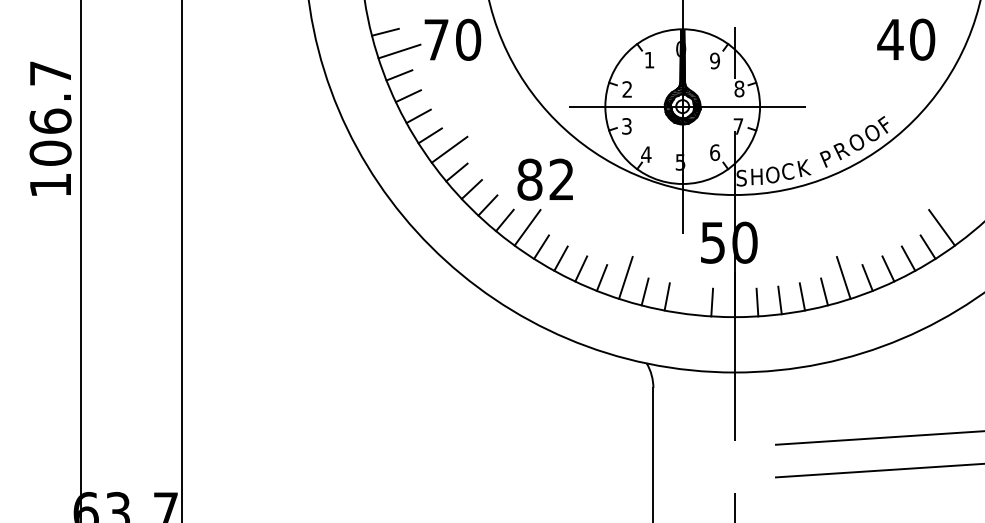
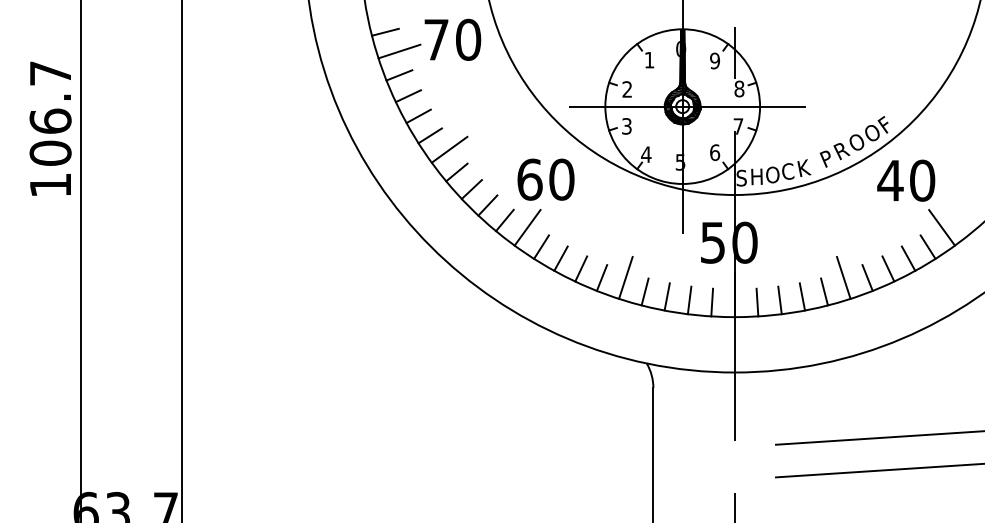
text position: (906, 39) -> (906, 180) (906, 180)
text: 82 -> 60 (545, 179)
line: none -> present (689, 300)
